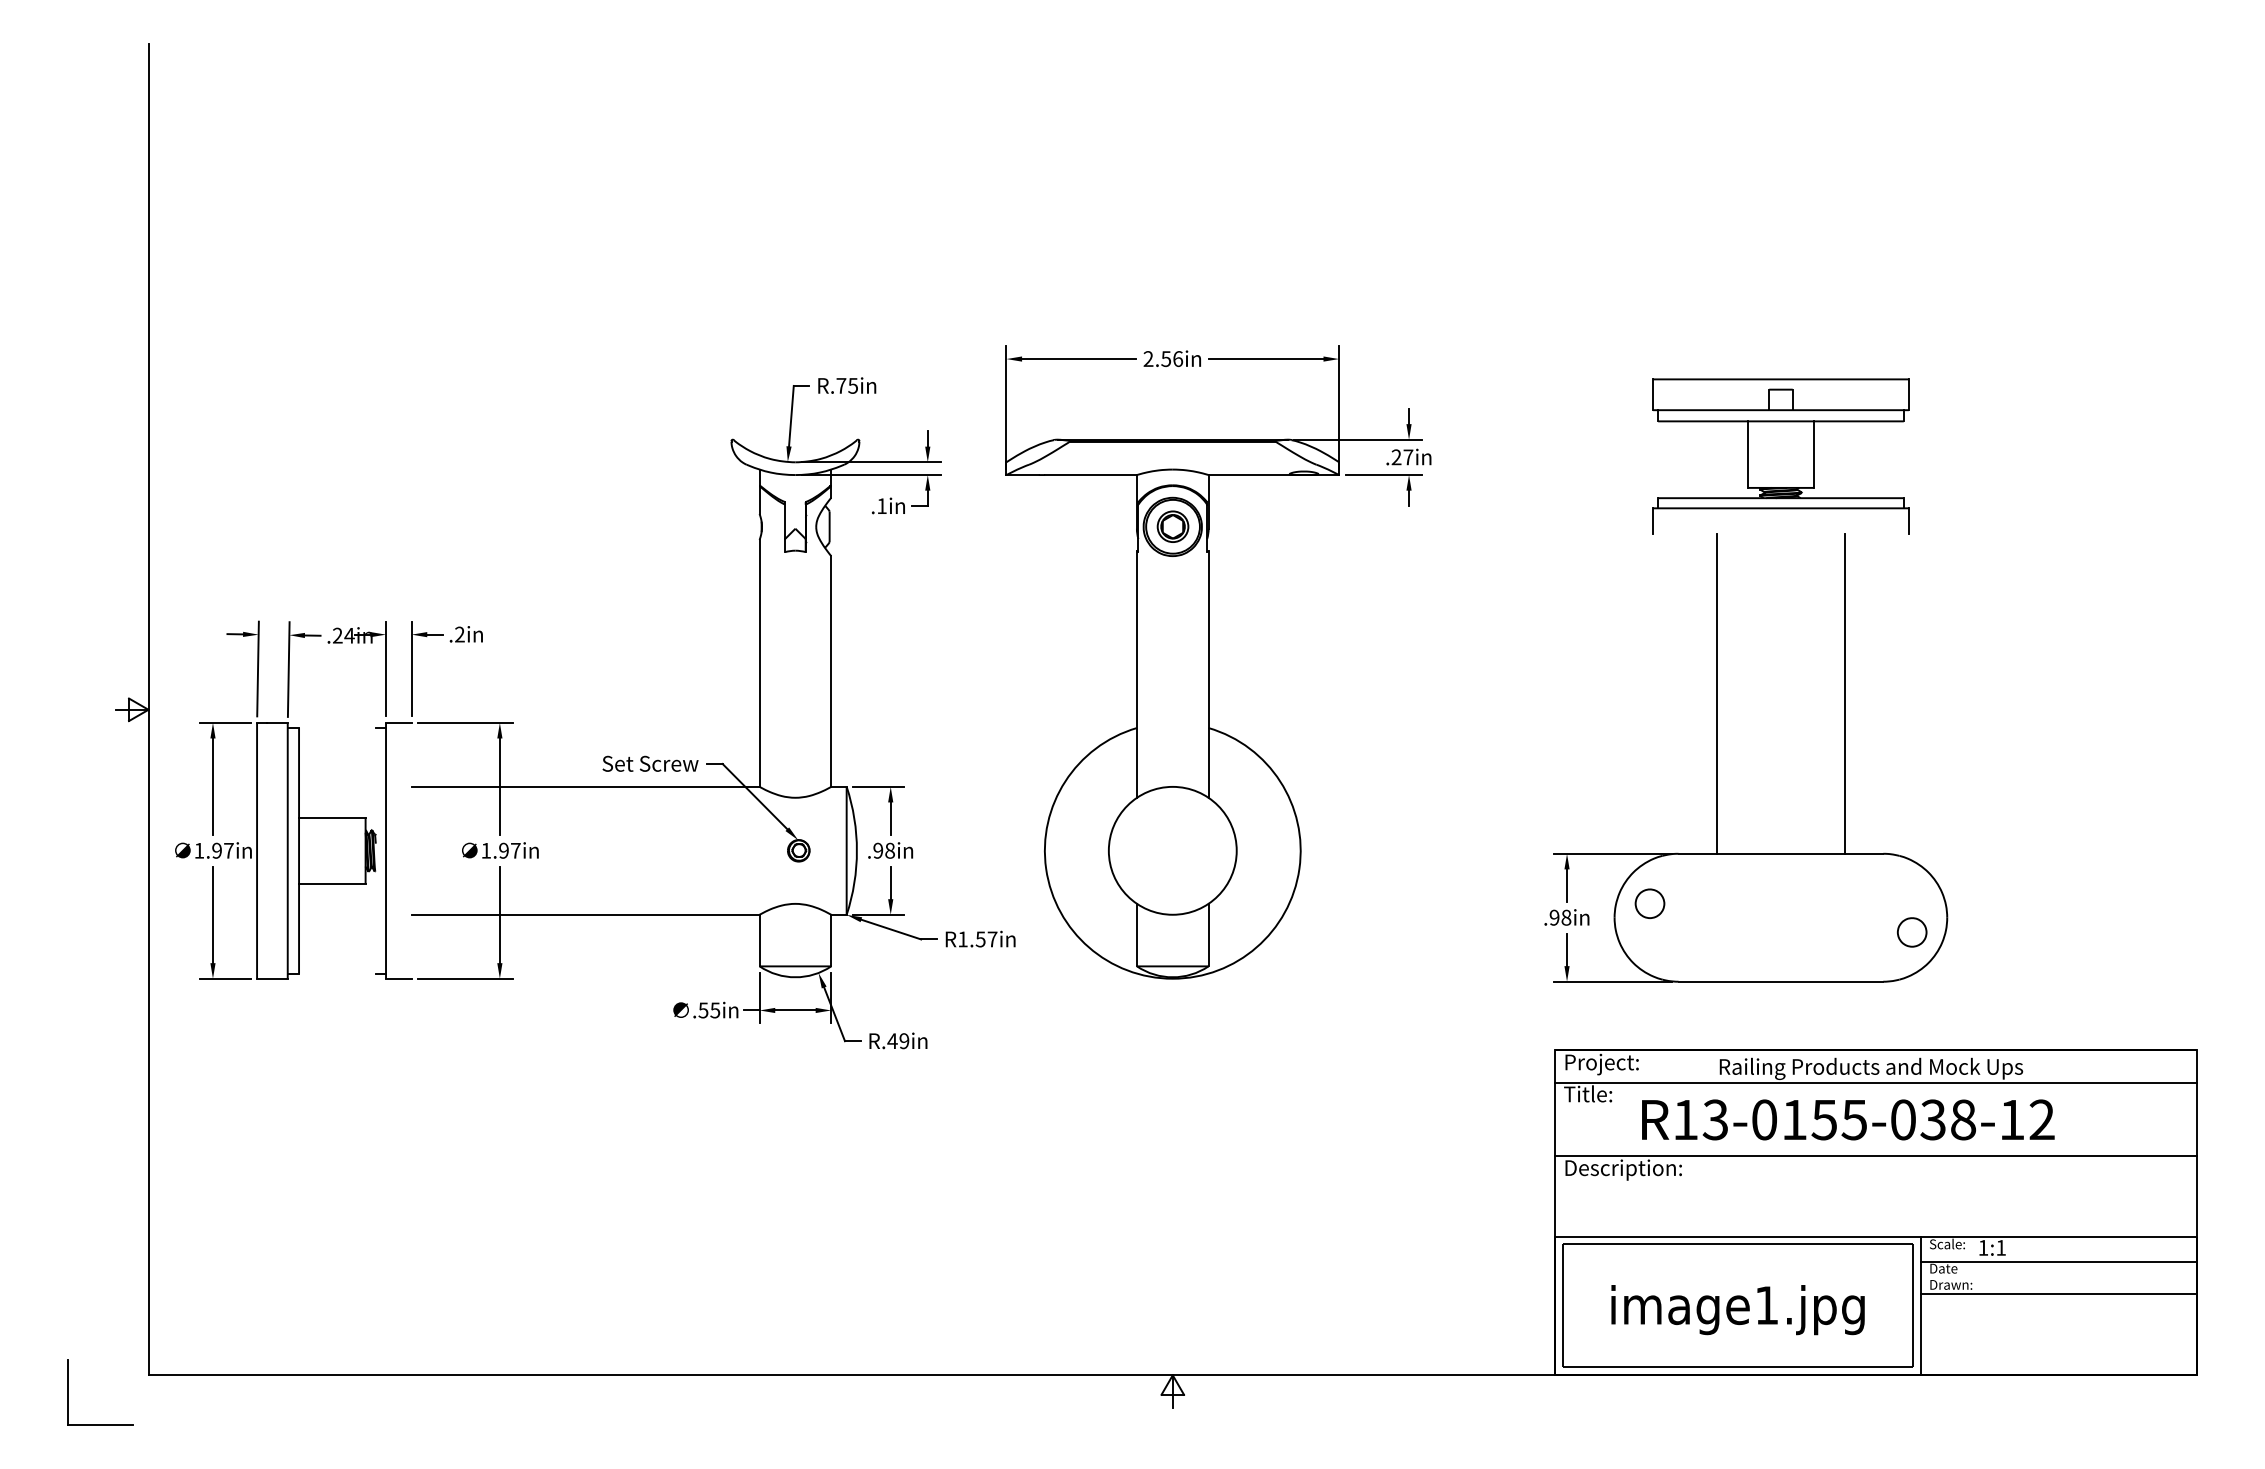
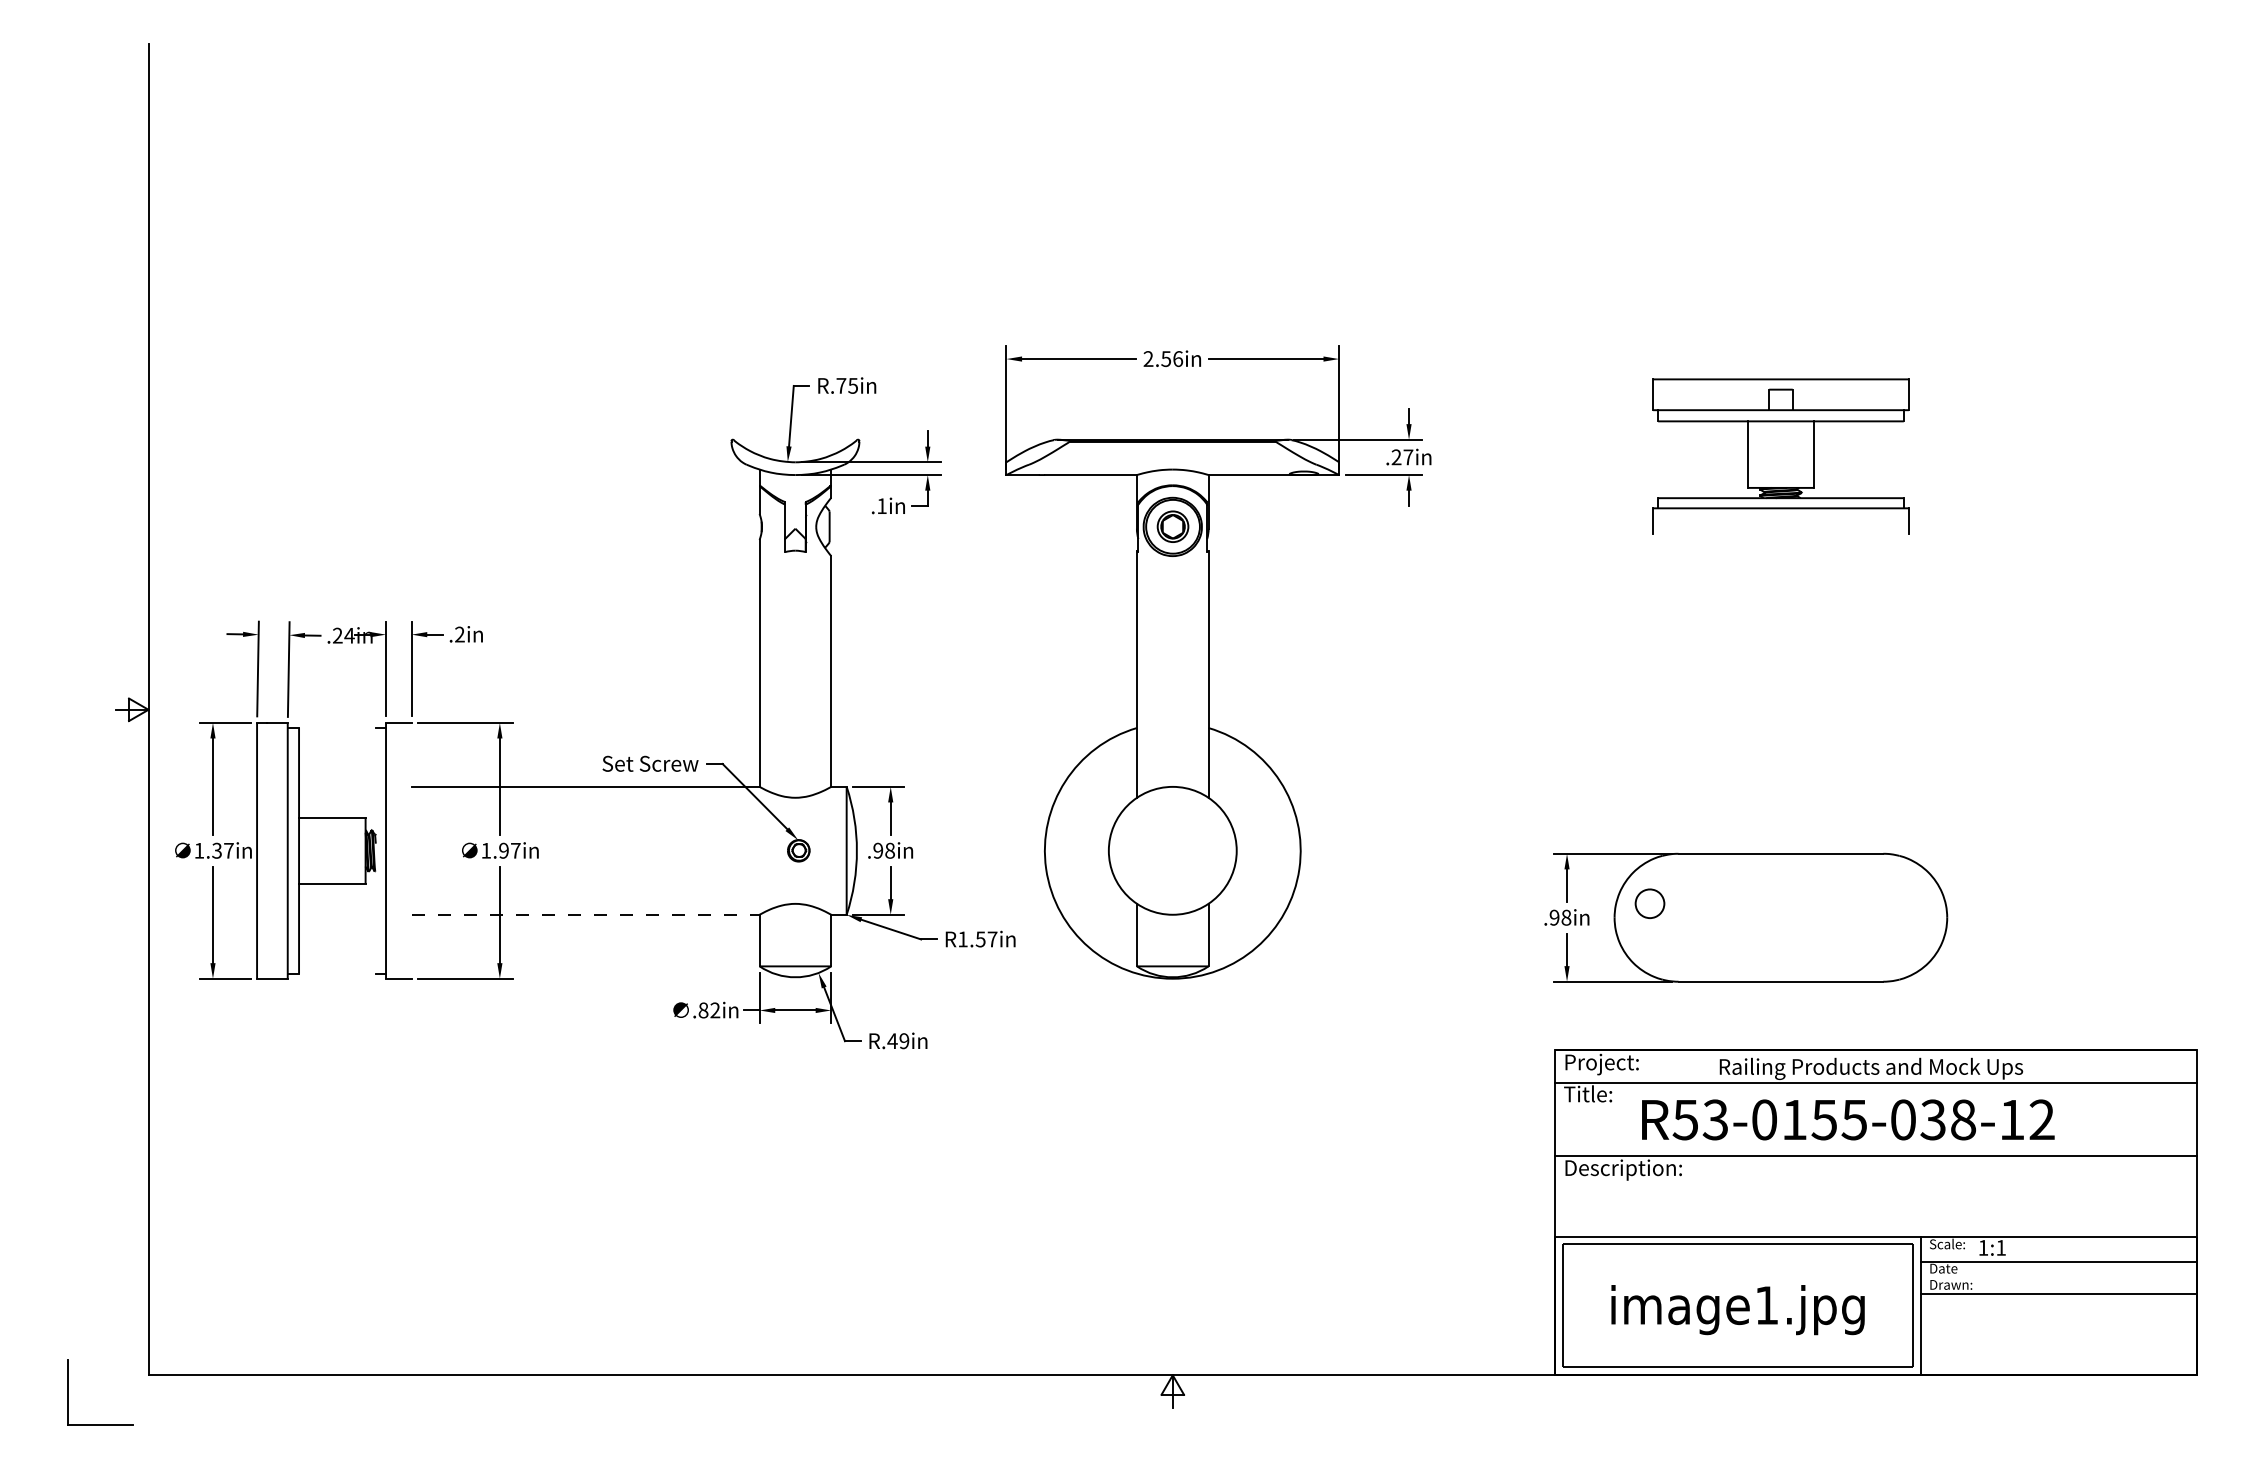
line: present -> none (1717, 693)
line: present -> none (1844, 693)
text: 1.97in -> 1.37in (216, 850)
line: solid -> dashed (585, 914)
part: present -> none (1912, 932)
text: .55in -> .82in (709, 1010)
text: R13-0155-038-12 -> R53-0155-038-12 (1684, 1120)
